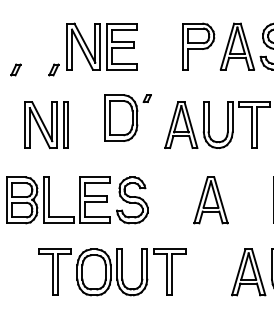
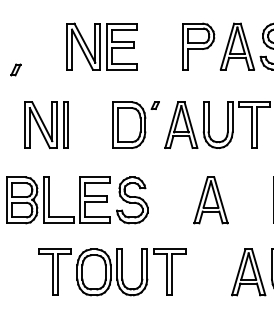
part: present -> none (53, 69)
part position: (127, 117) -> (135, 124) (135, 124)
